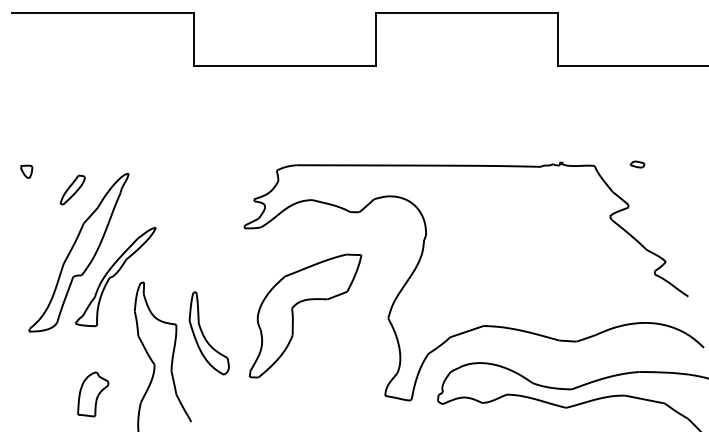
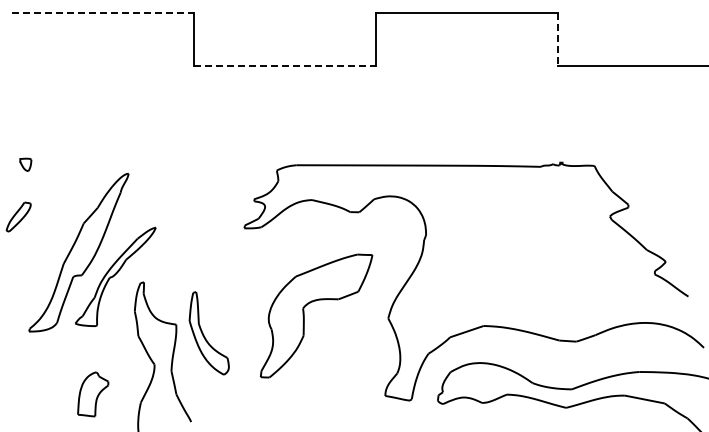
line: solid -> dashed (102, 13)
line: solid -> dashed (557, 40)
line: solid -> dashed (285, 66)
part: present -> none (637, 164)
part position: (26, 171) -> (25, 164) (25, 164)
part position: (72, 189) -> (18, 216) (18, 216)
part position: (293, 315) -> (304, 315) (304, 315)
